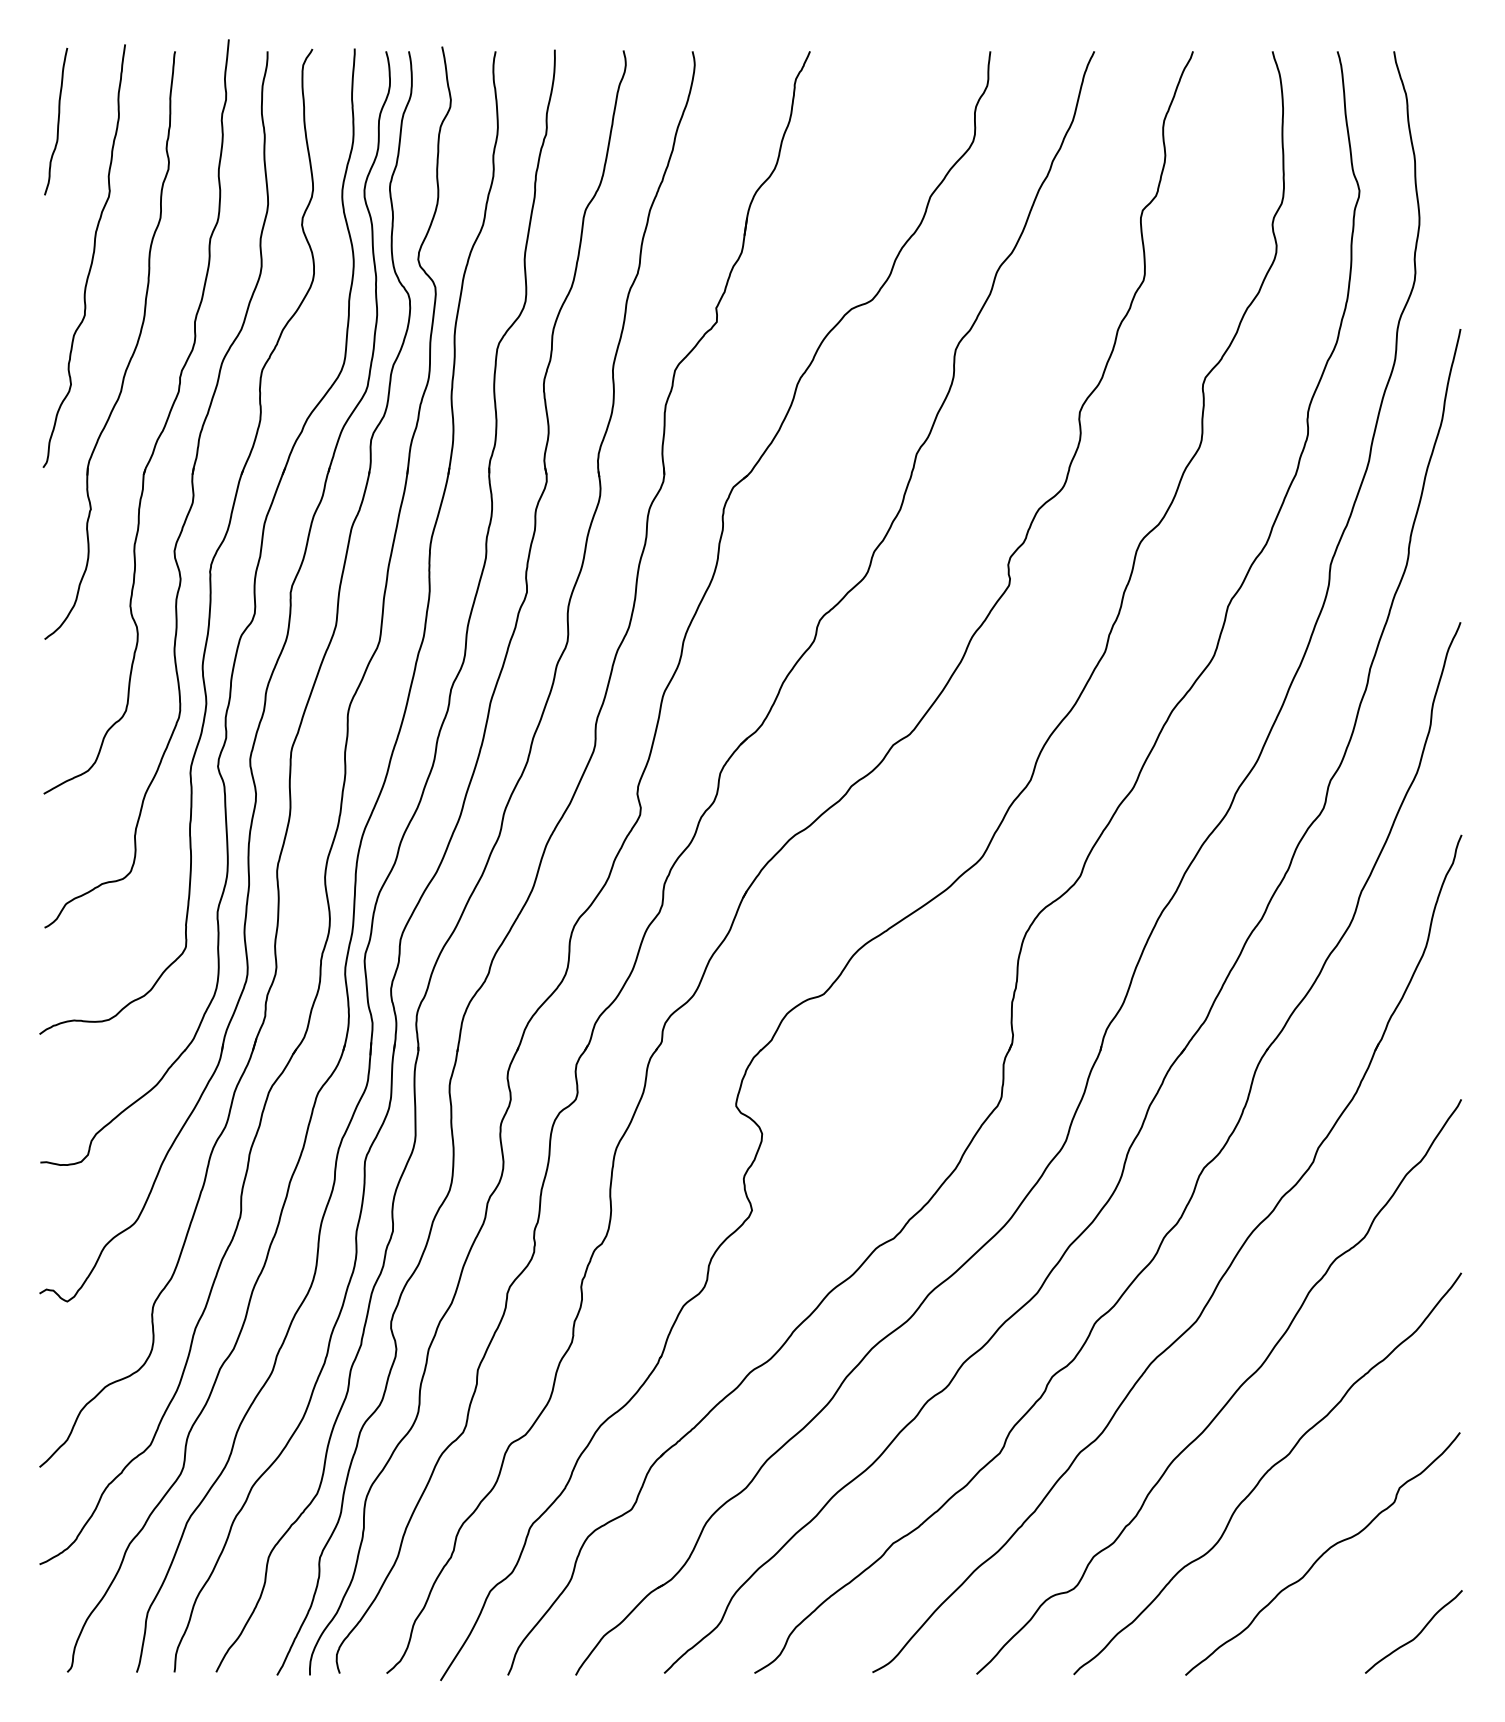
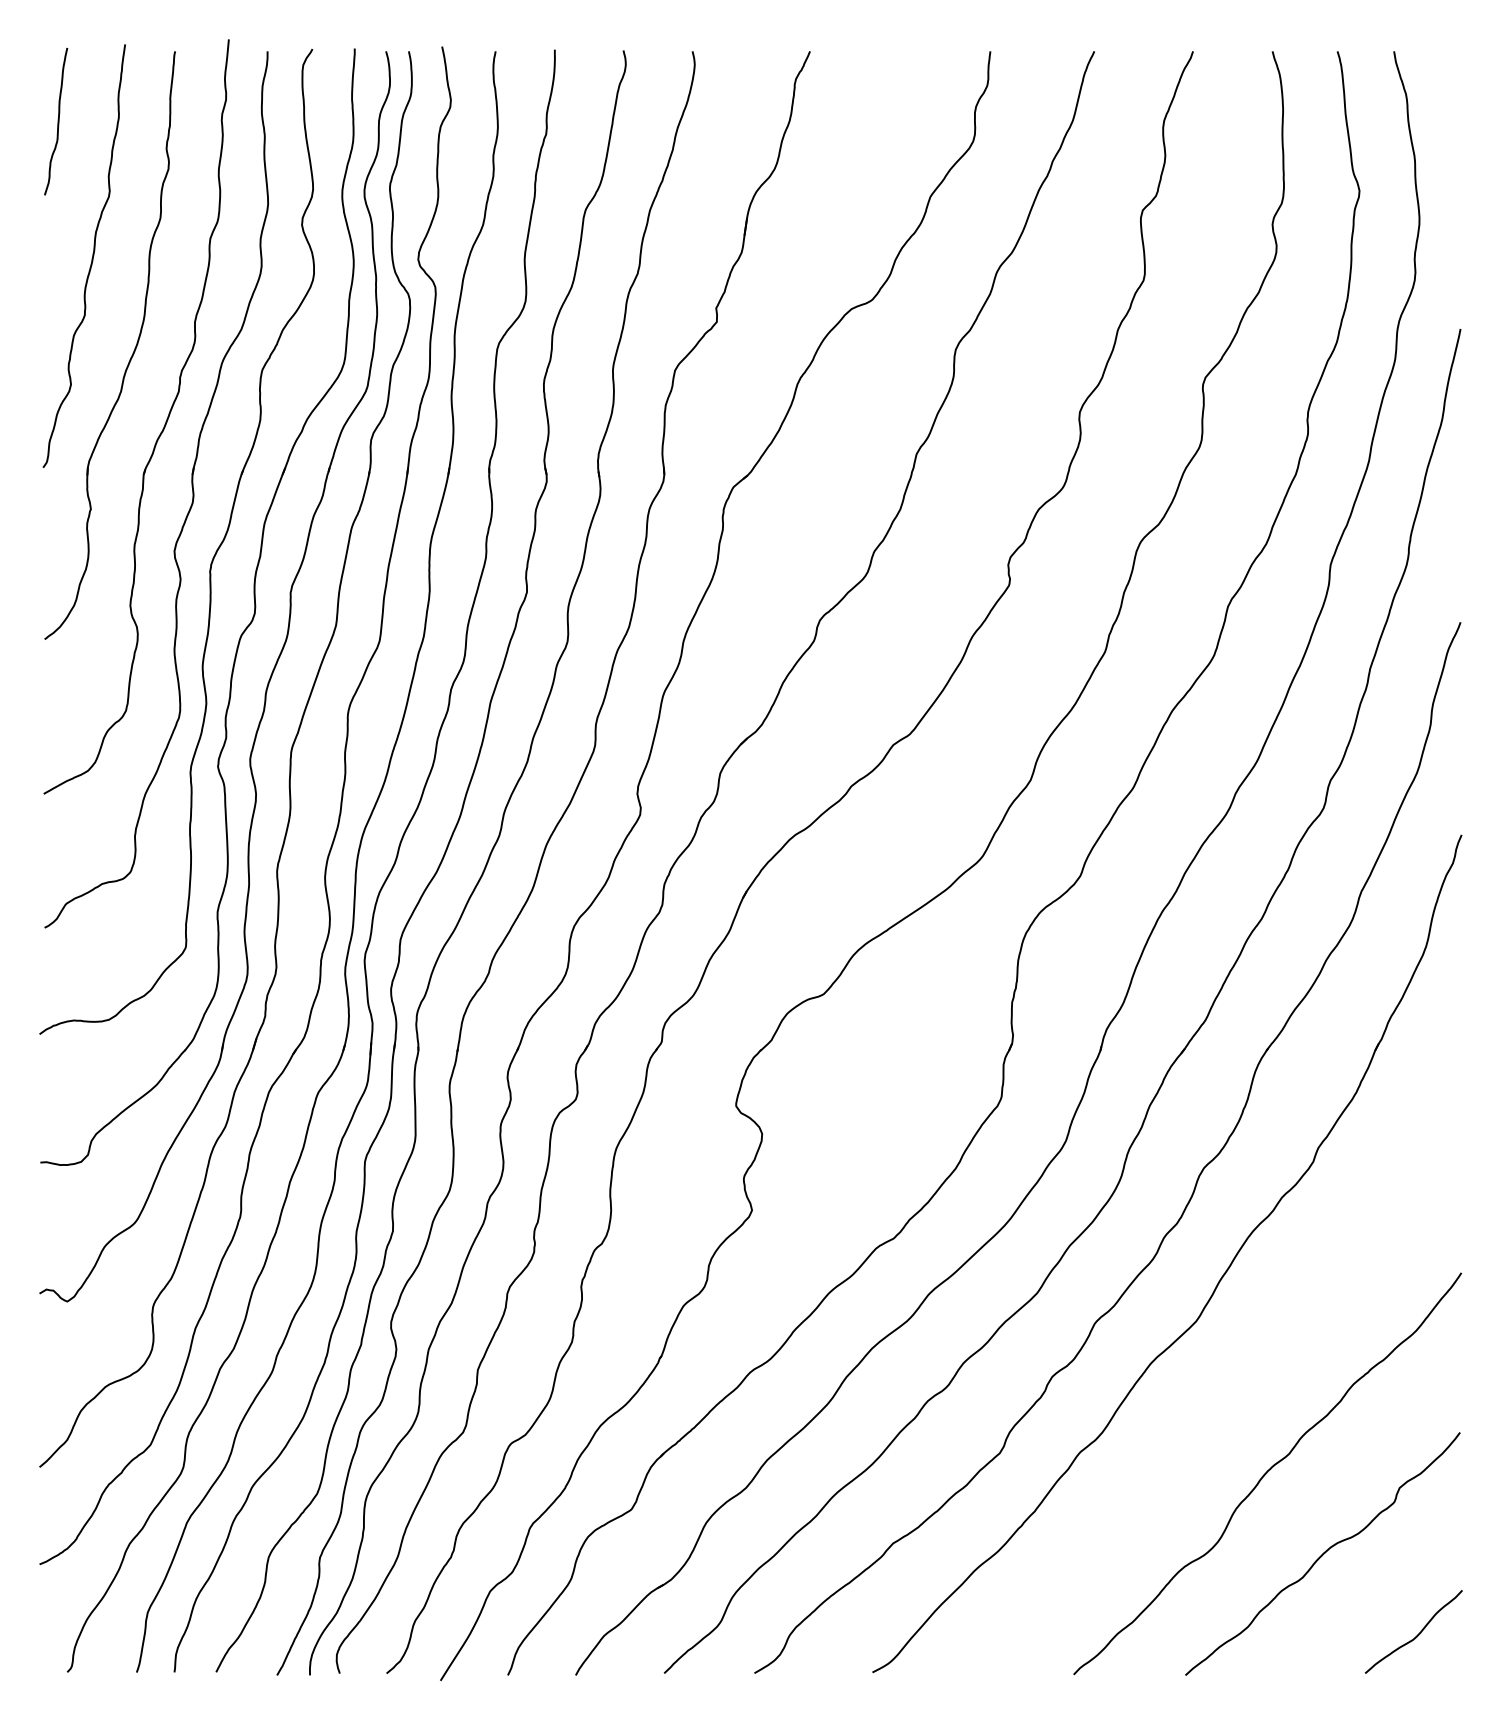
curve: present -> none (1231, 1395)
